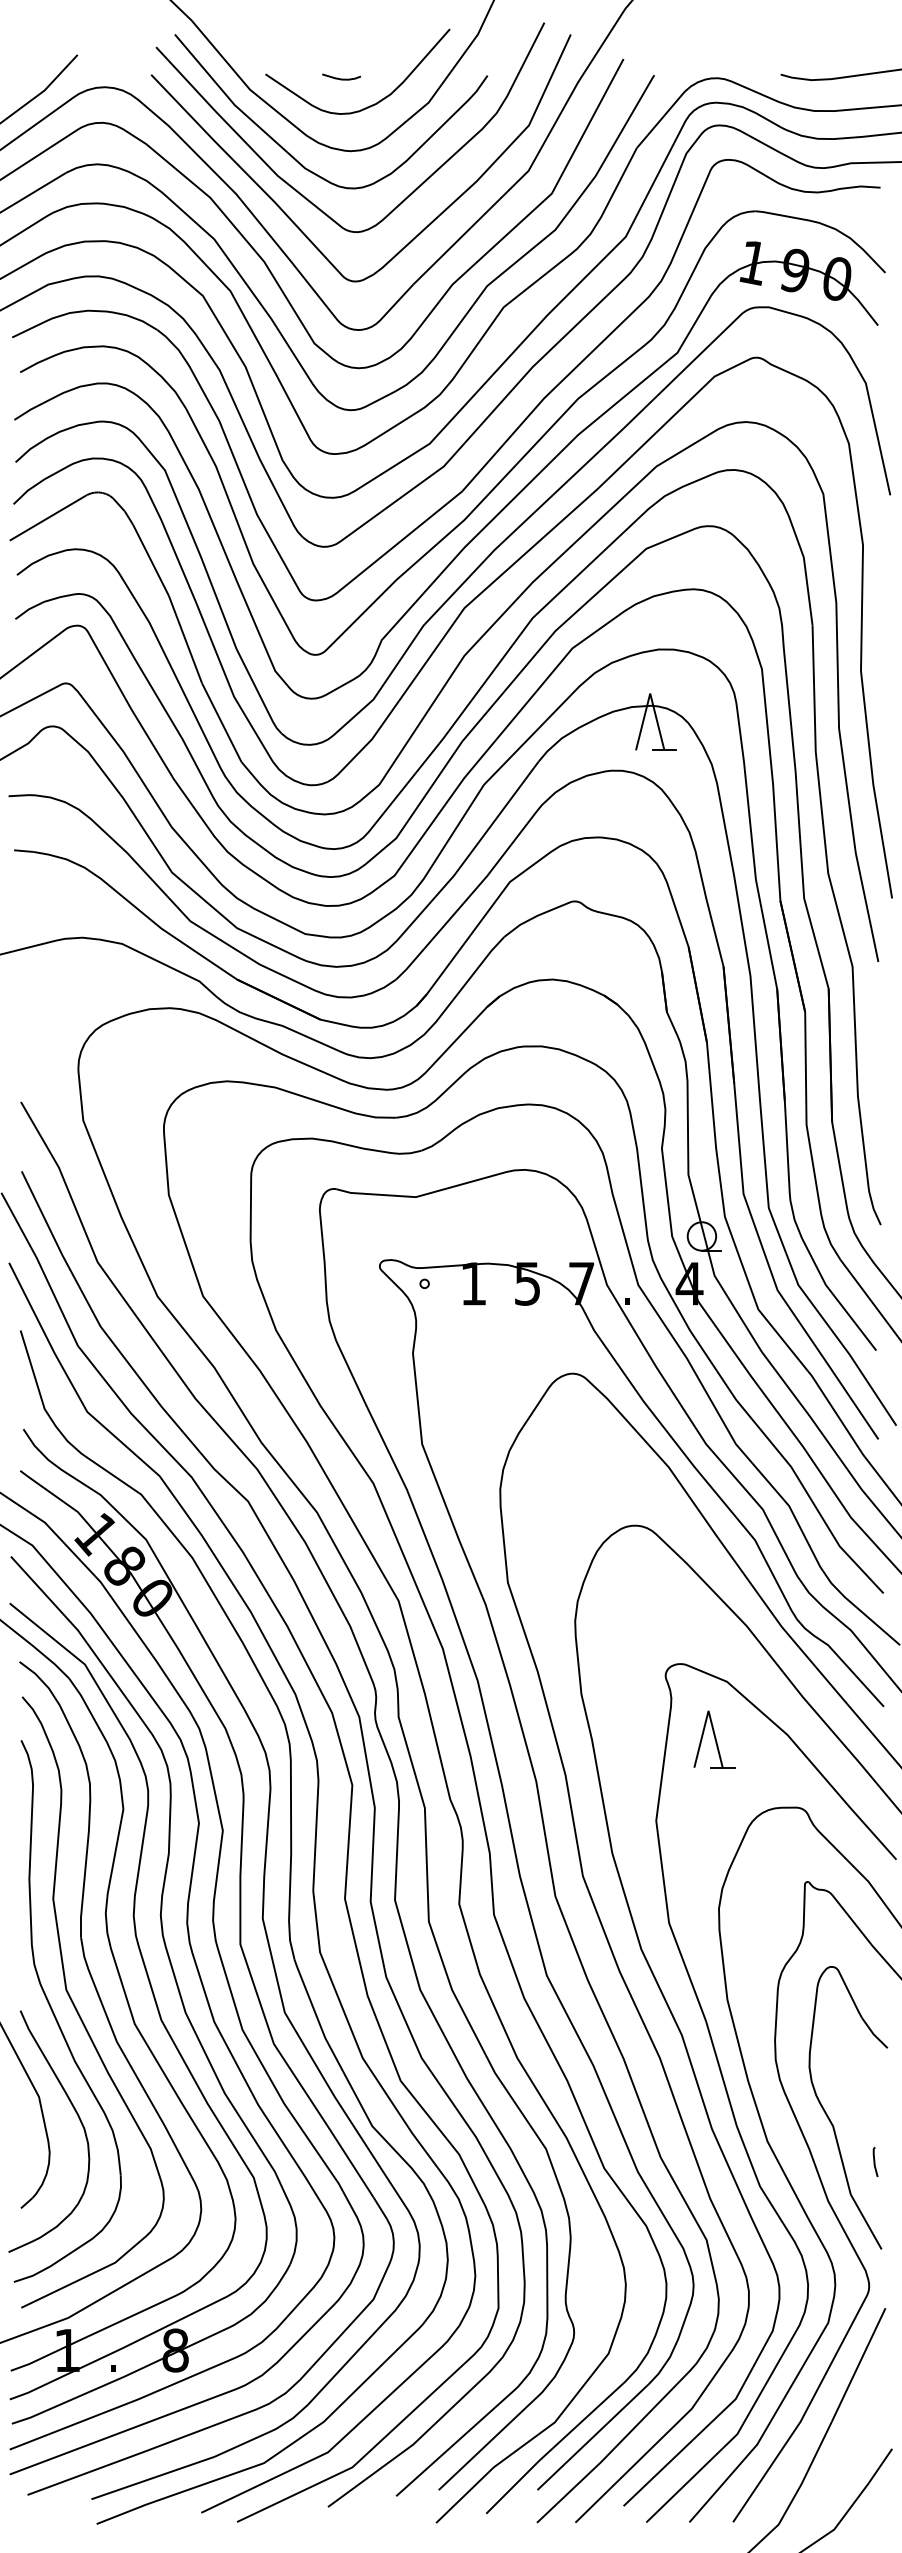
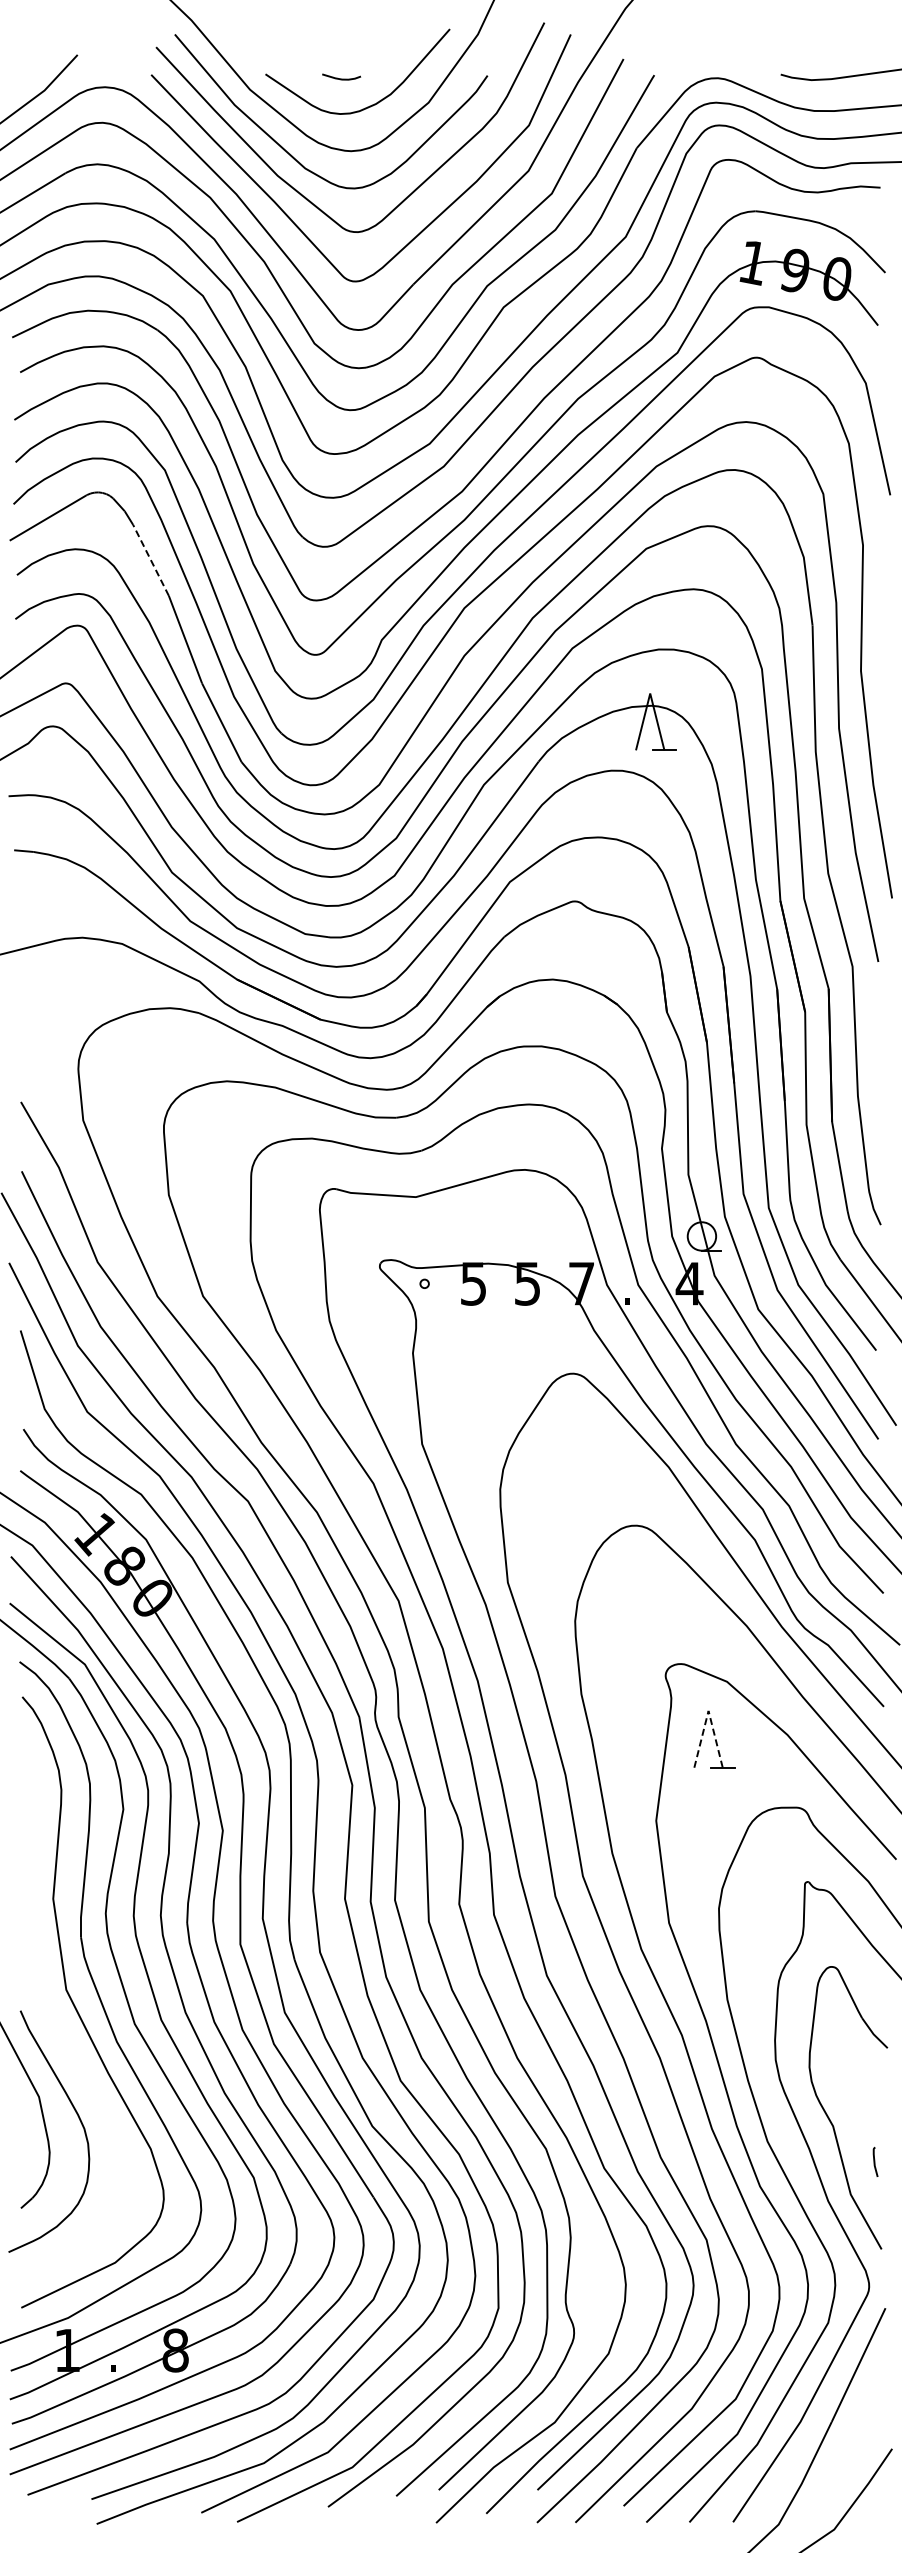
line: solid -> dashed (151, 560)
text: 1 -> 5 (473, 1283)
line: solid -> dashed (708, 1710)
part: present -> none (56, 2017)
